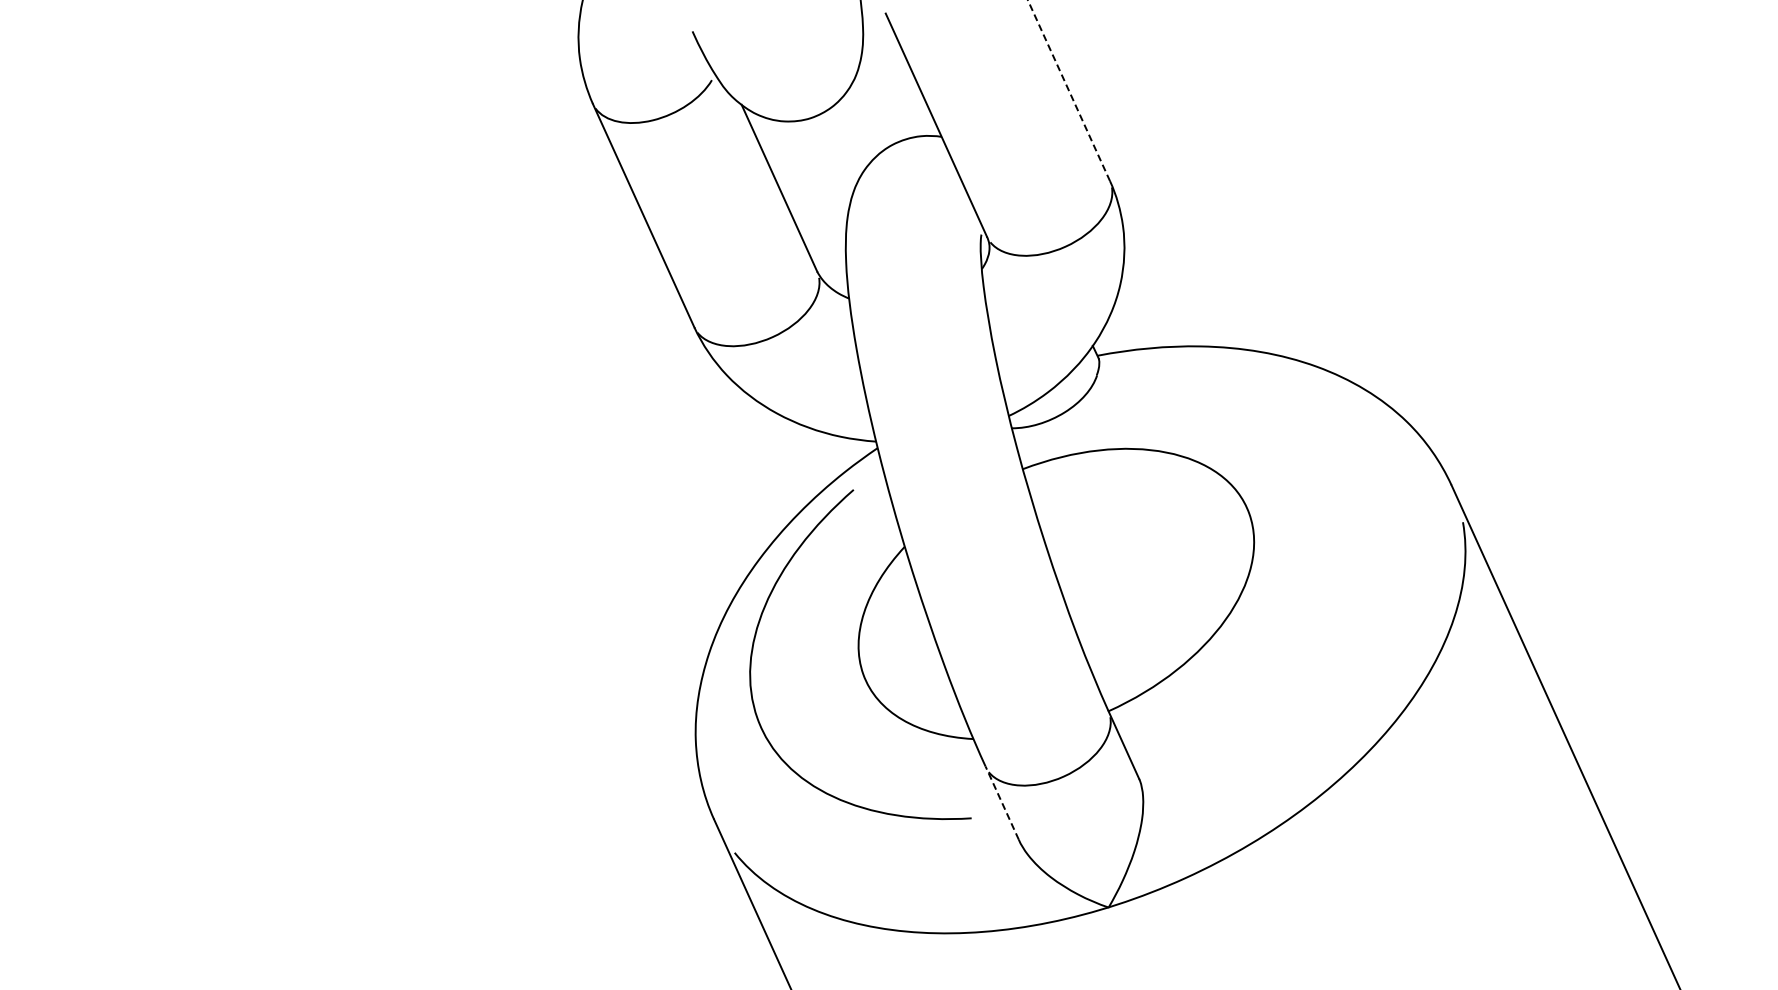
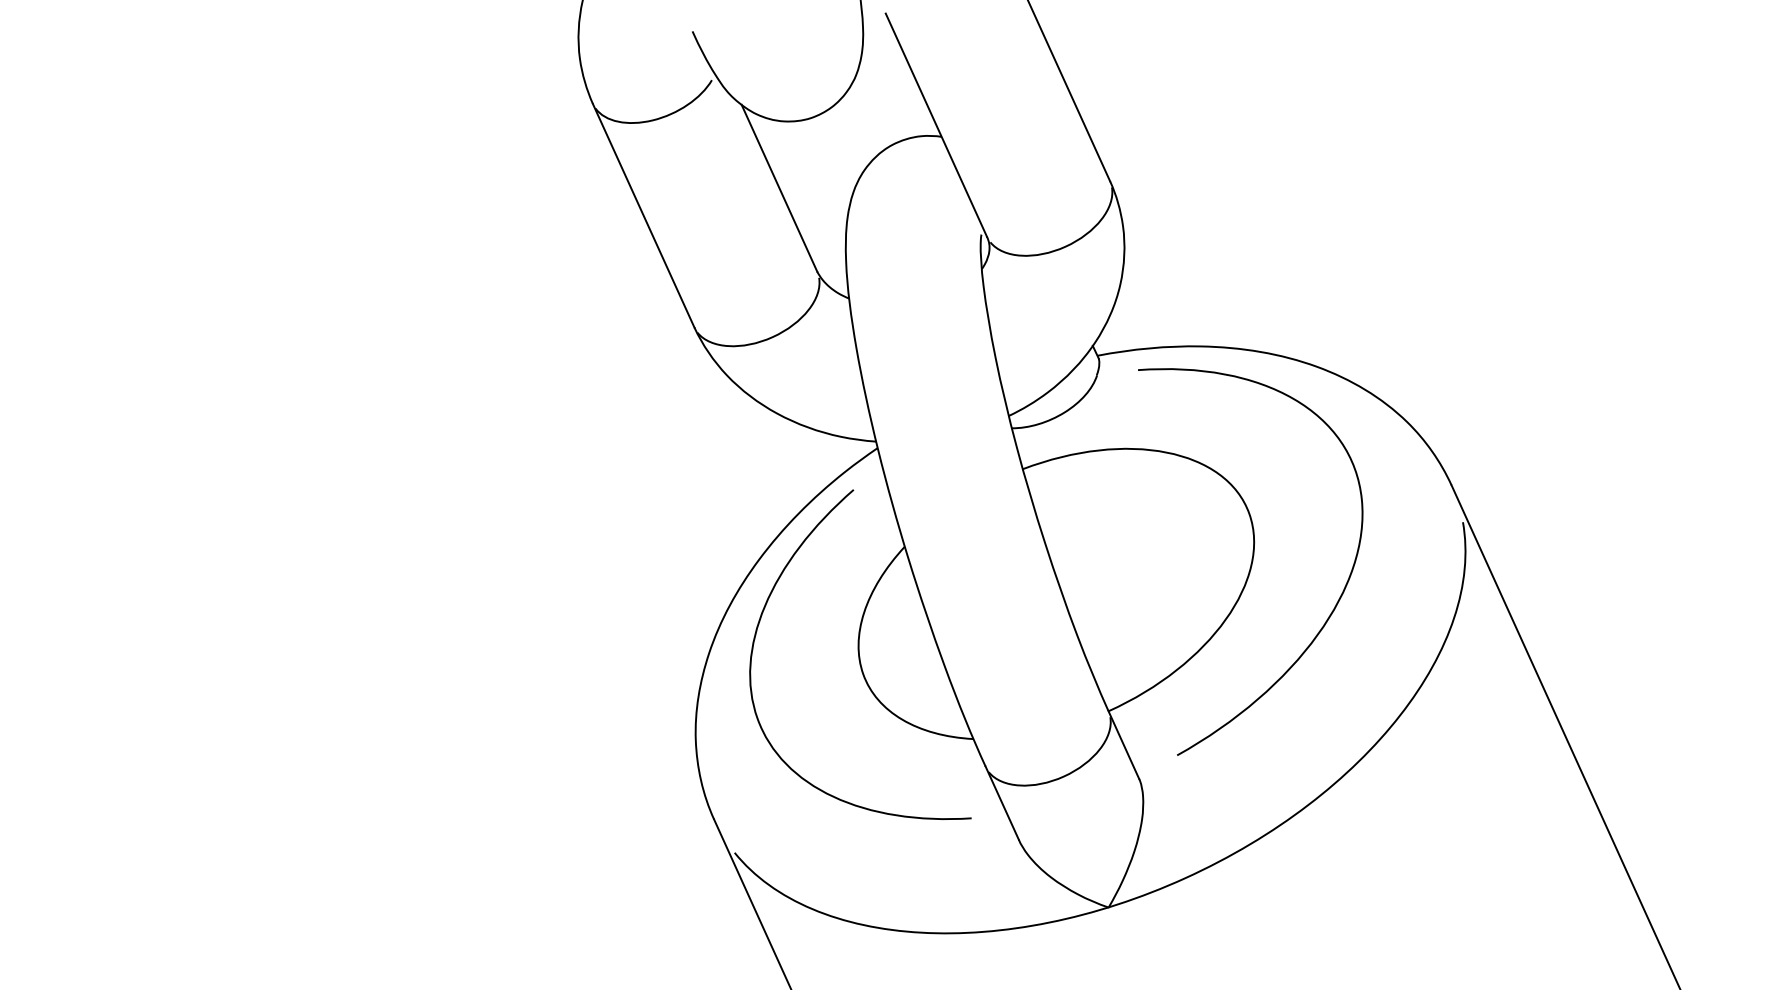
line: dashed -> solid (1068, 90)
curve: none -> present (1331, 611)
line: dashed -> solid (1002, 802)
